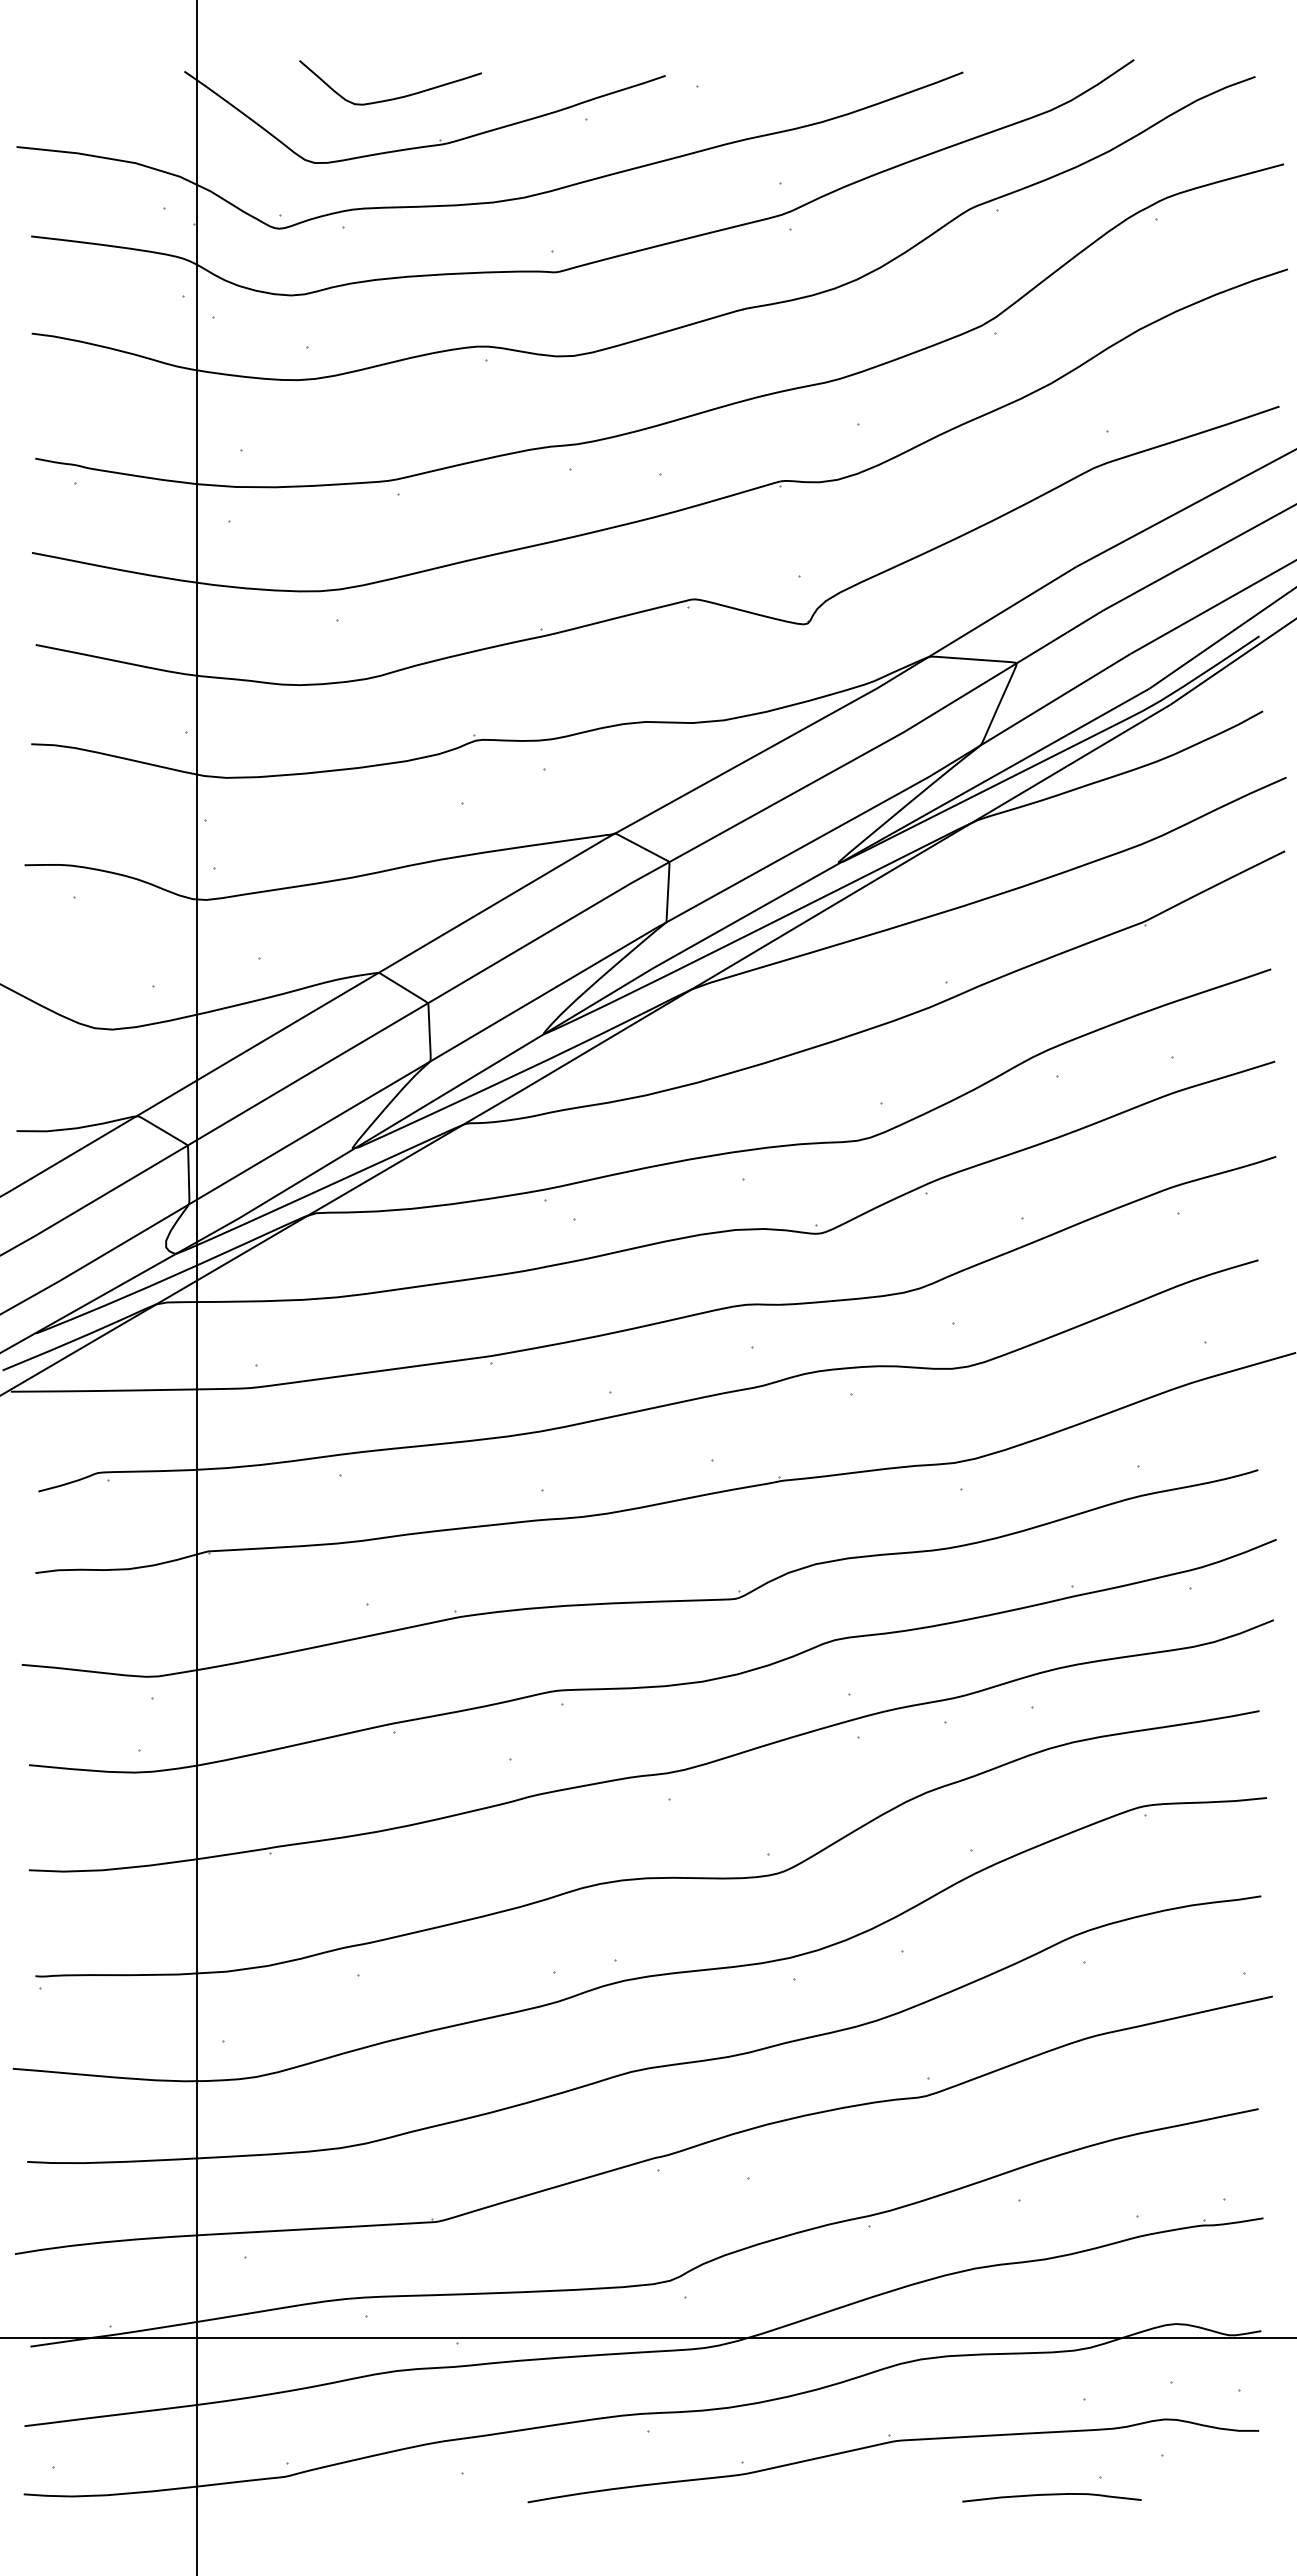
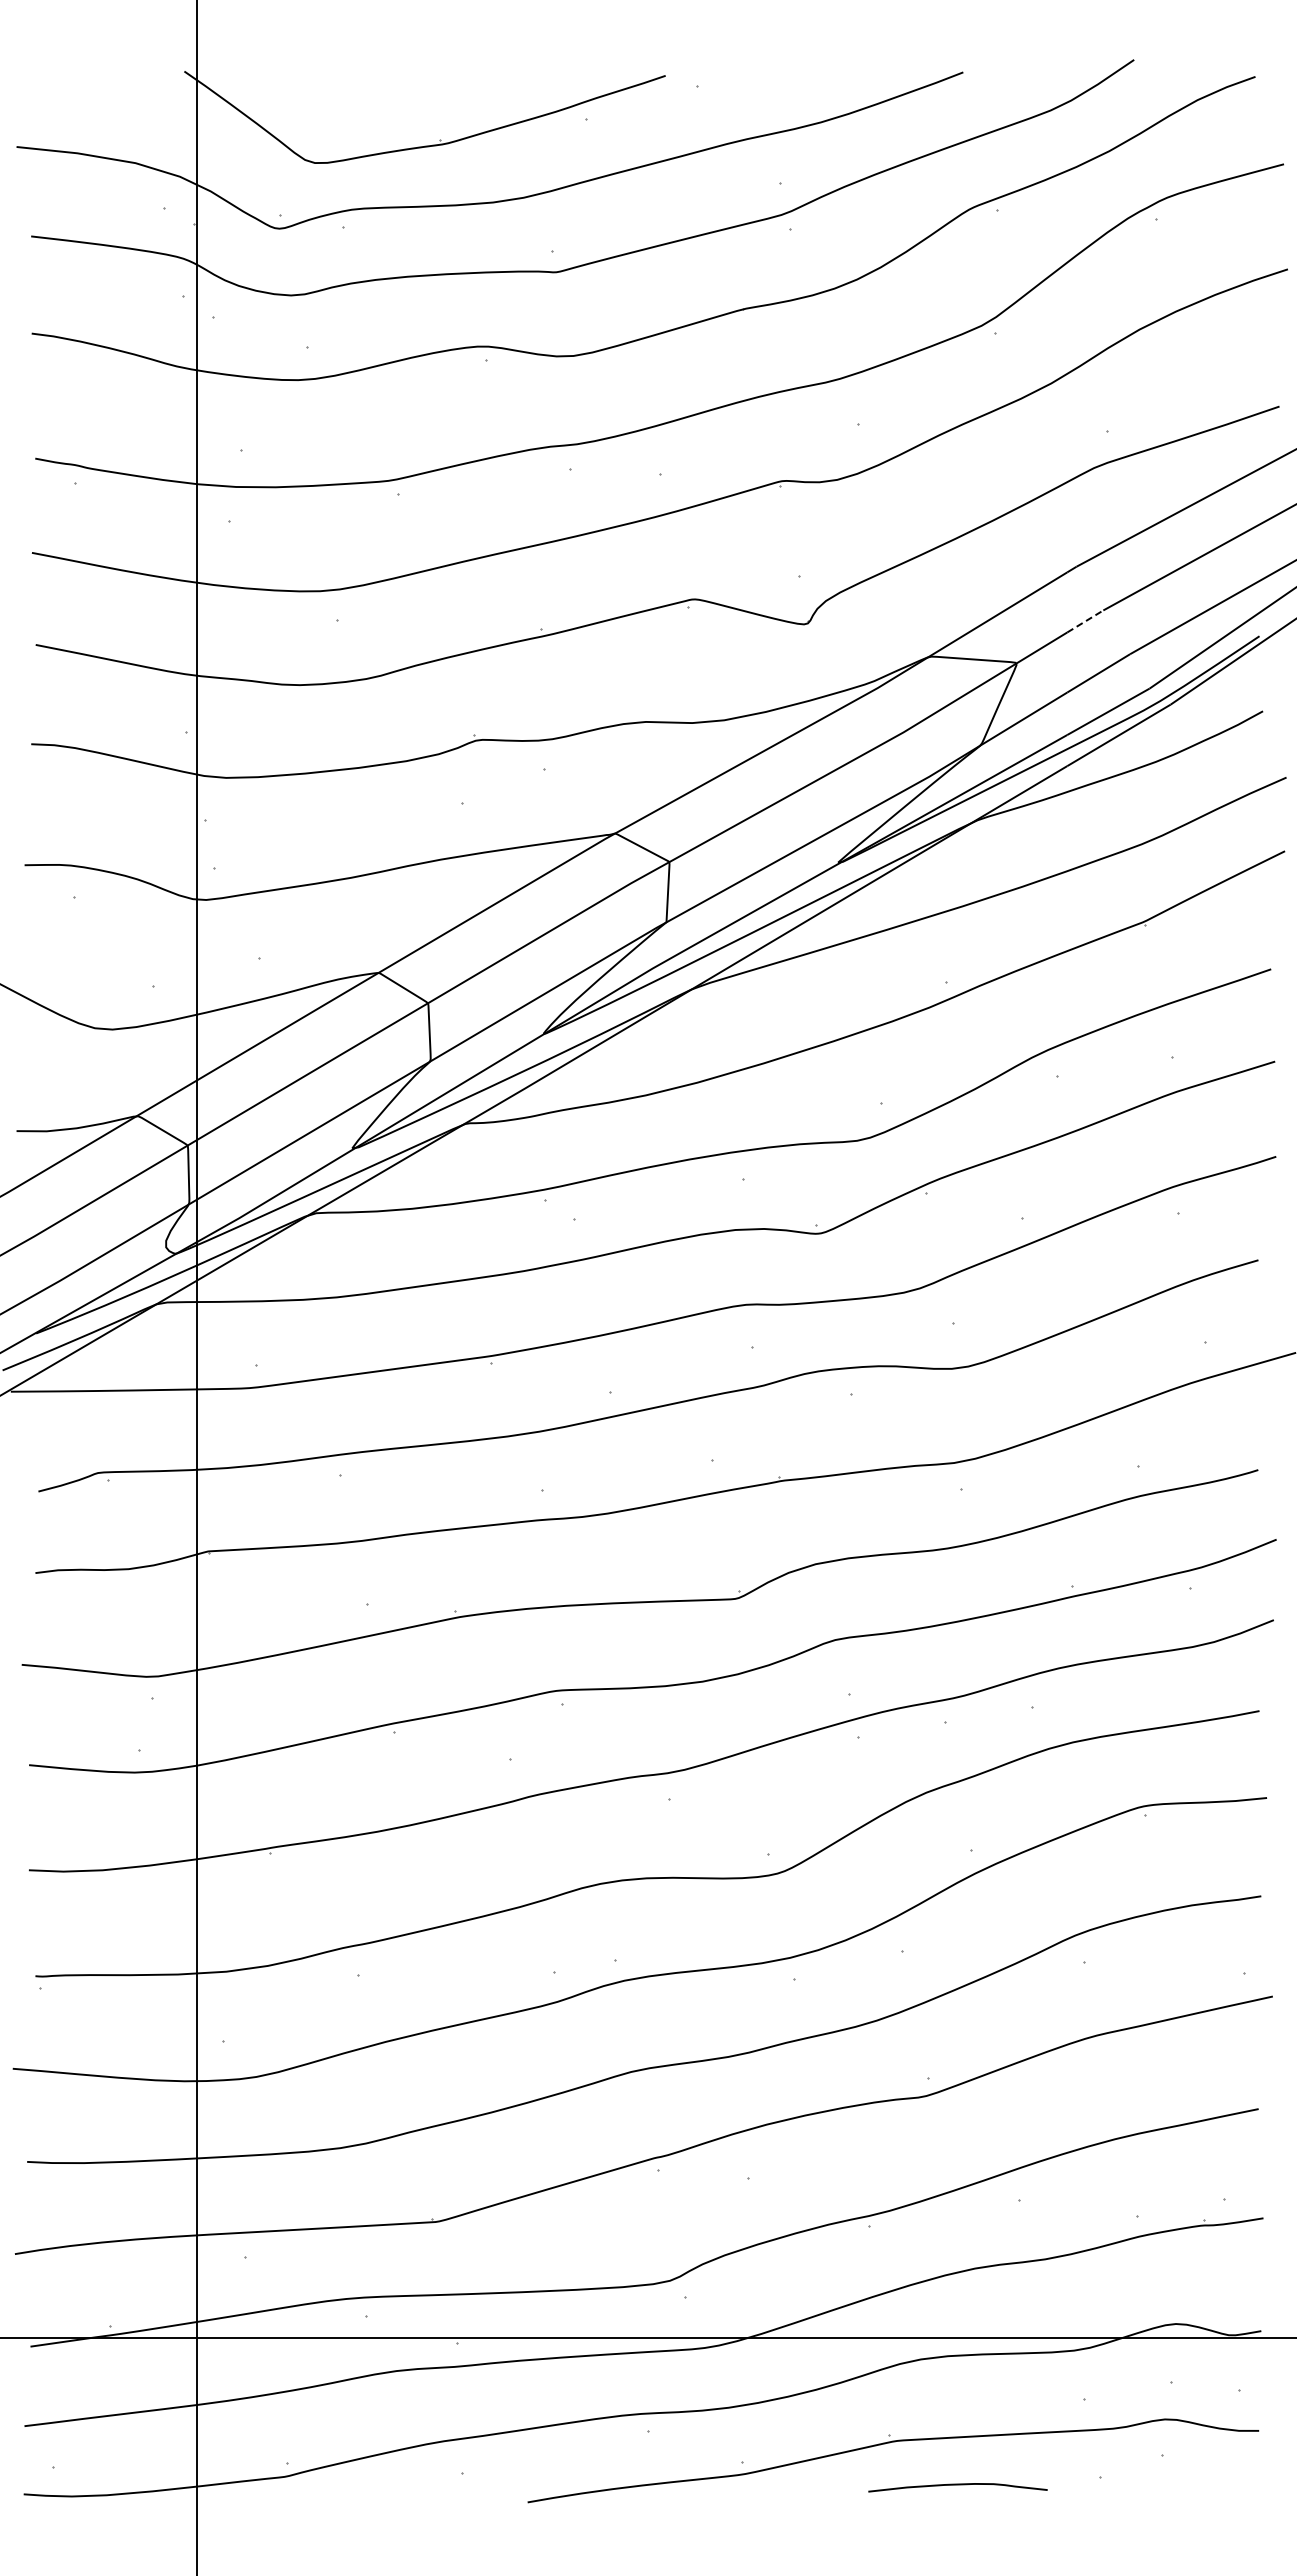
curve: present -> none (395, 97)
line: solid -> dashed (1085, 621)
curve position: (1051, 2495) -> (957, 2485) (957, 2485)
